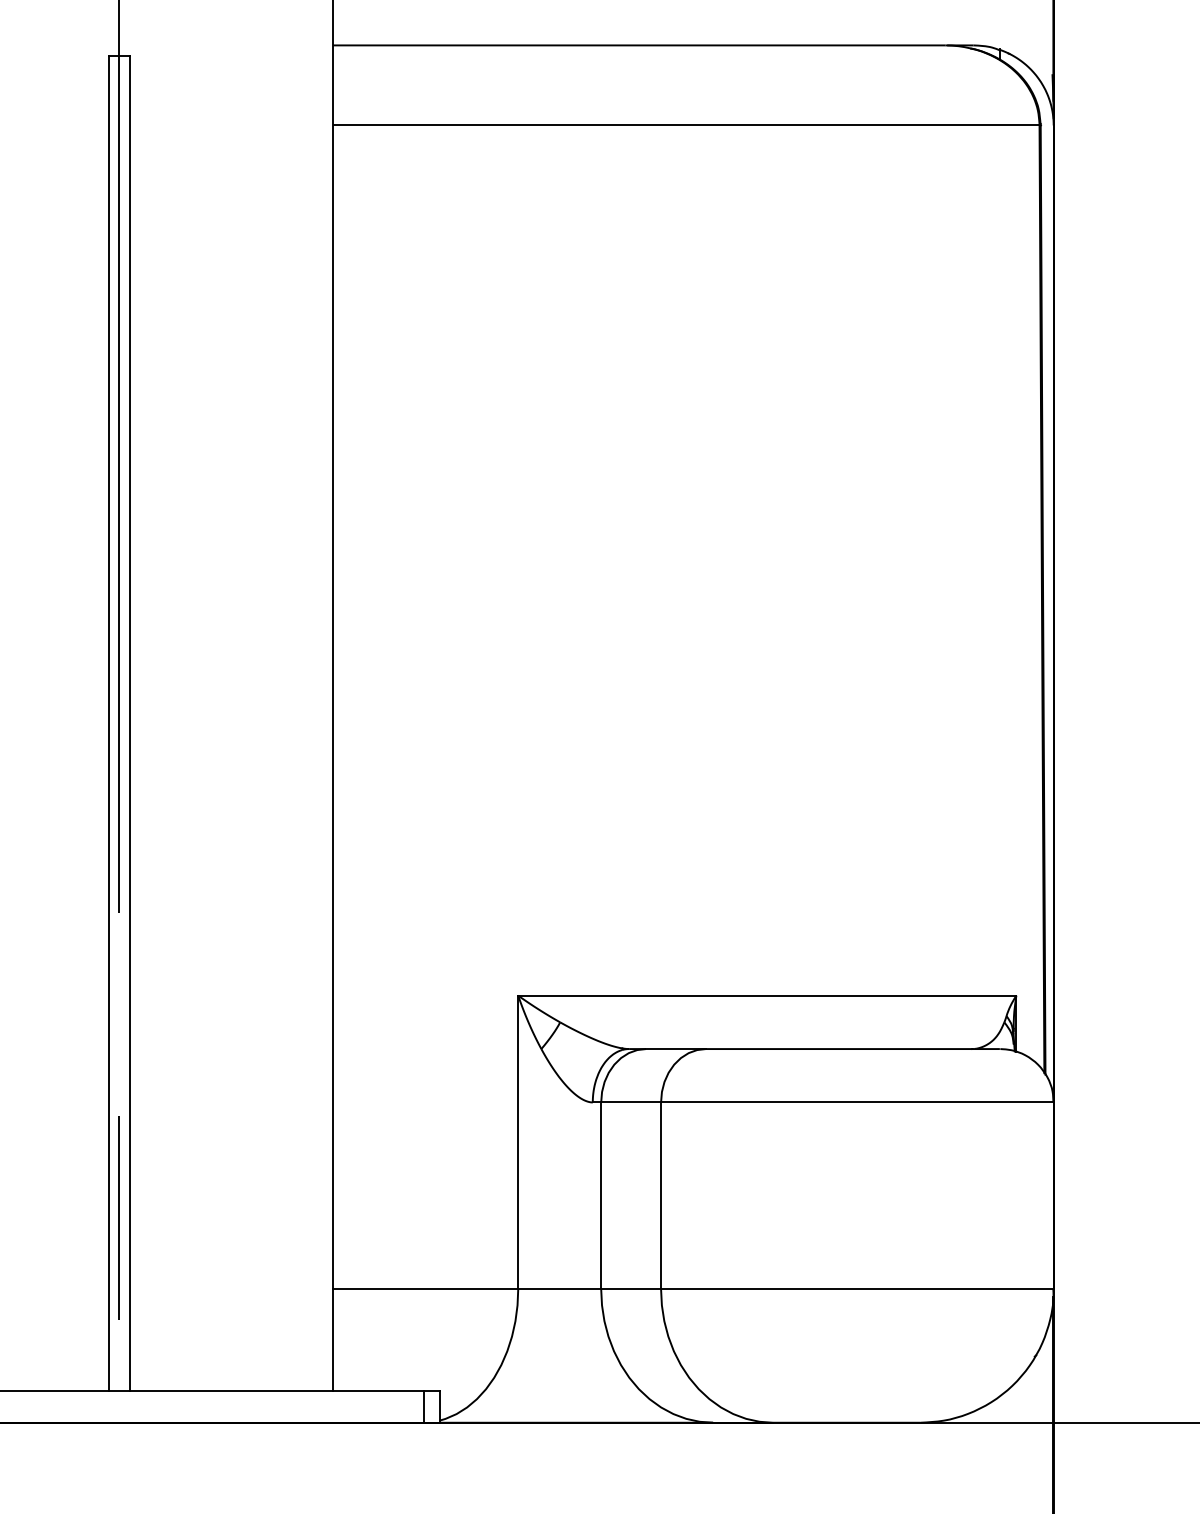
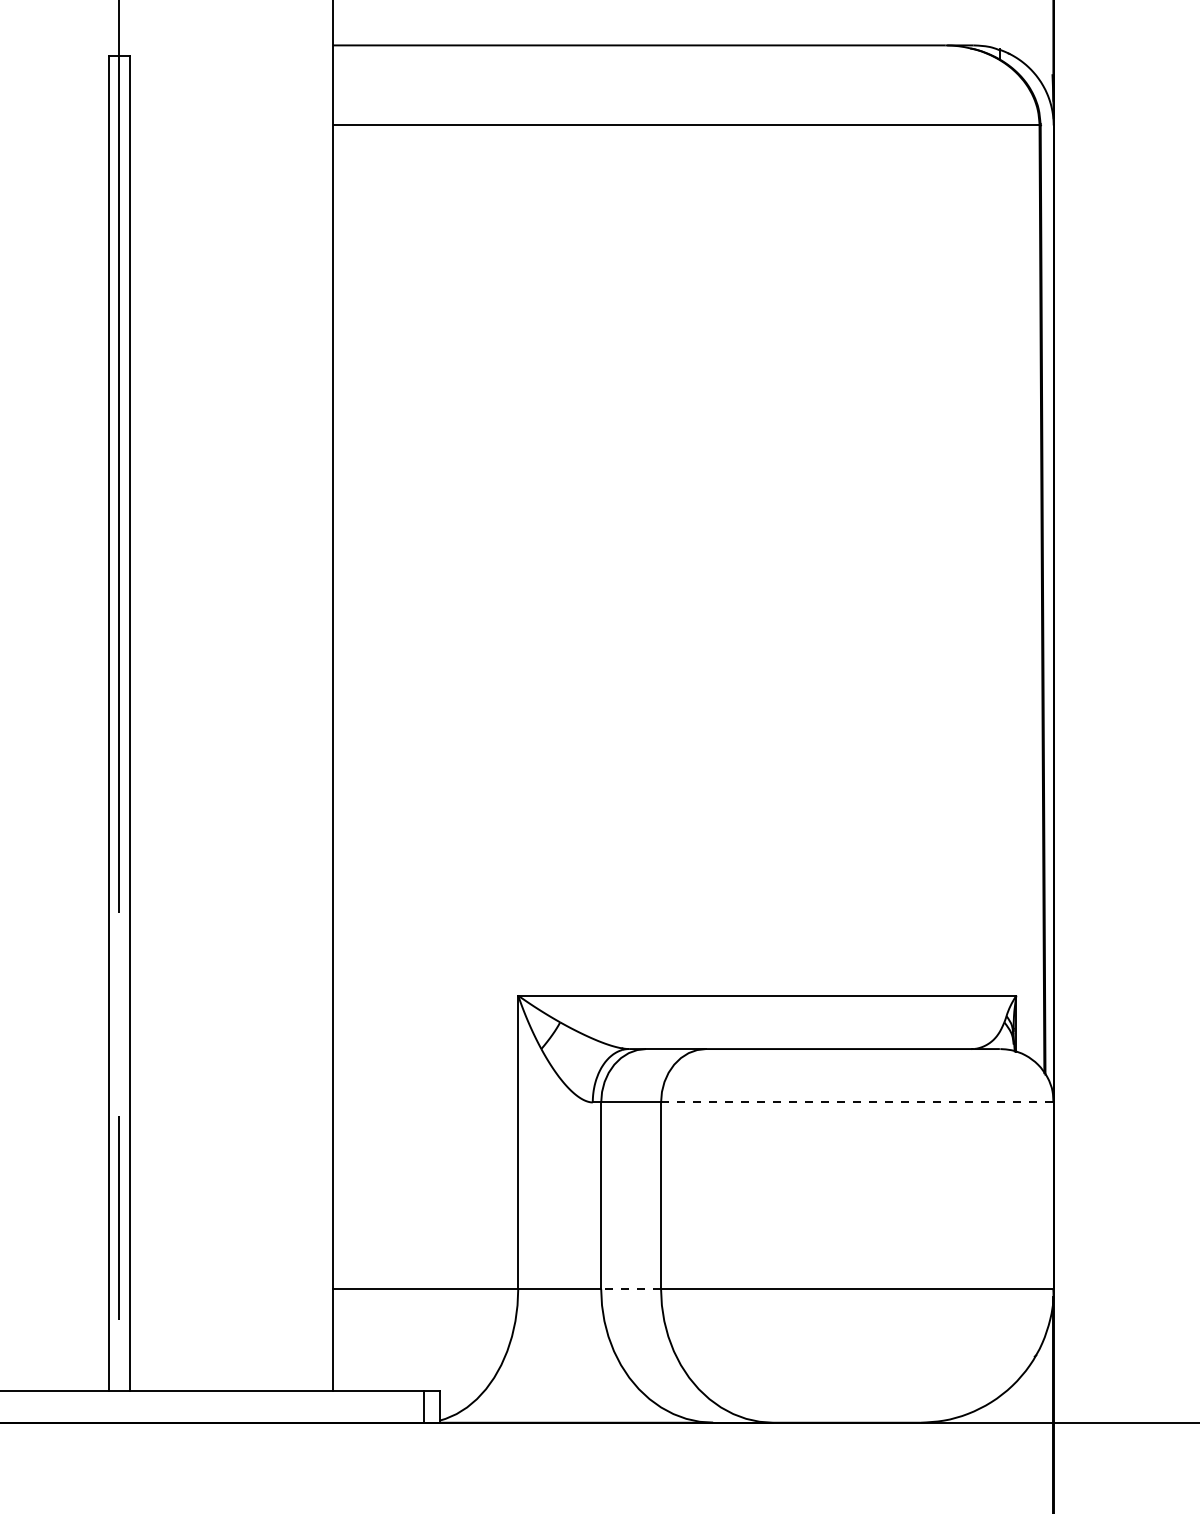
line: solid -> dashed (857, 1102)
line: solid -> dashed (631, 1289)
